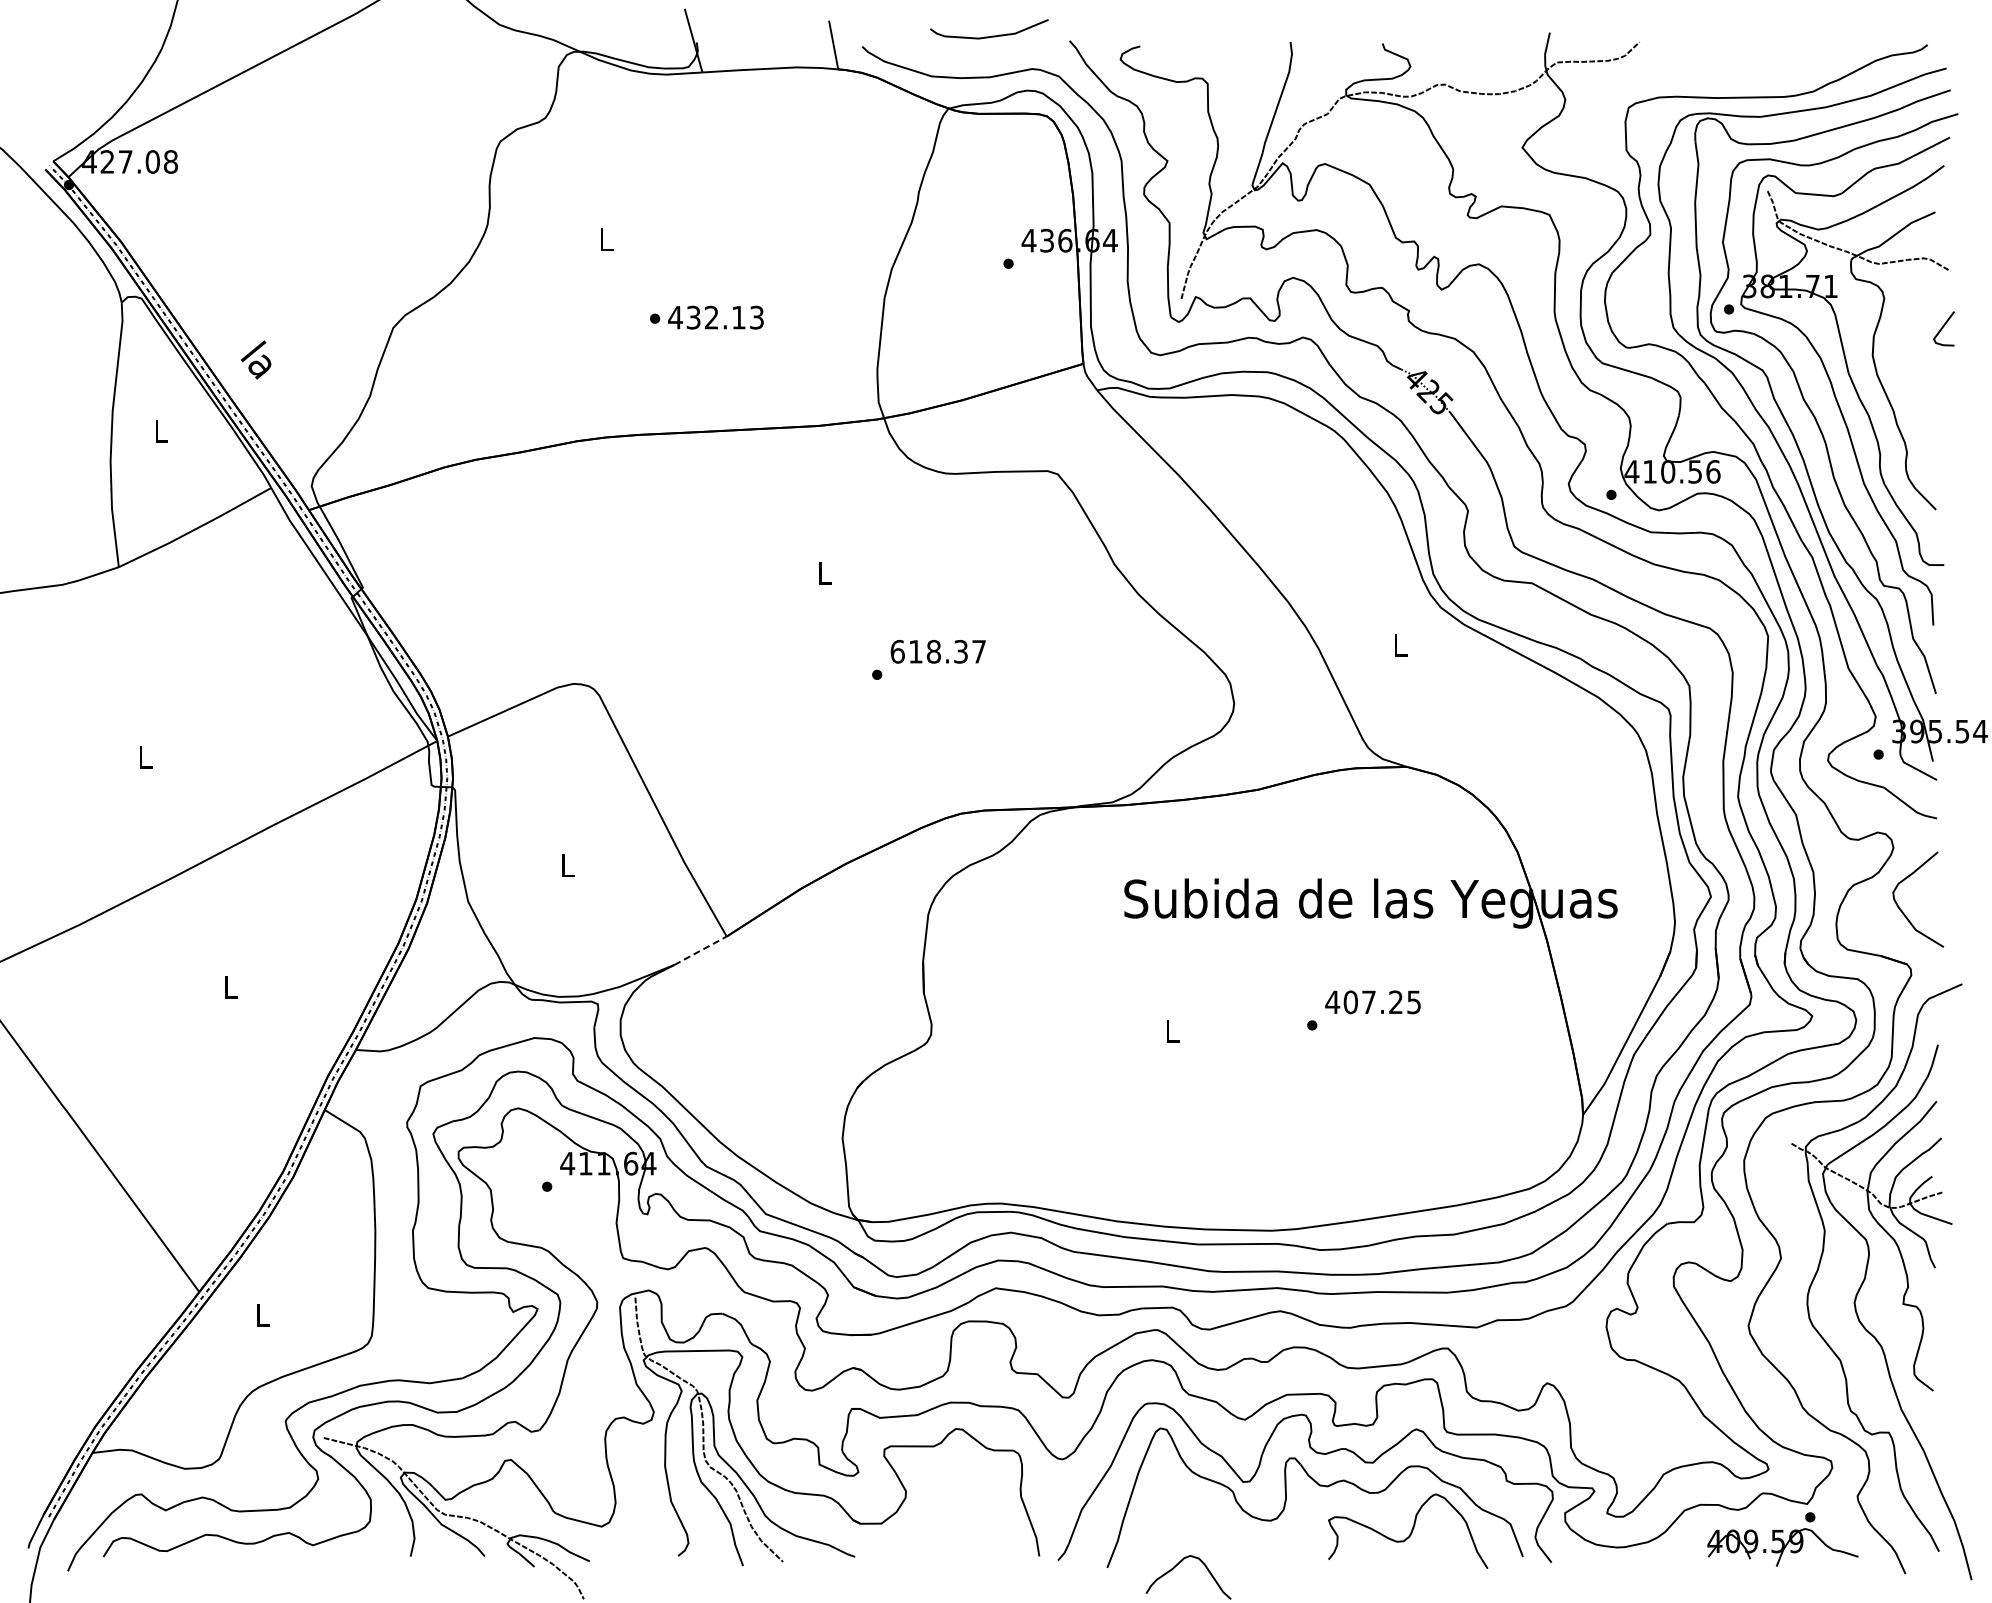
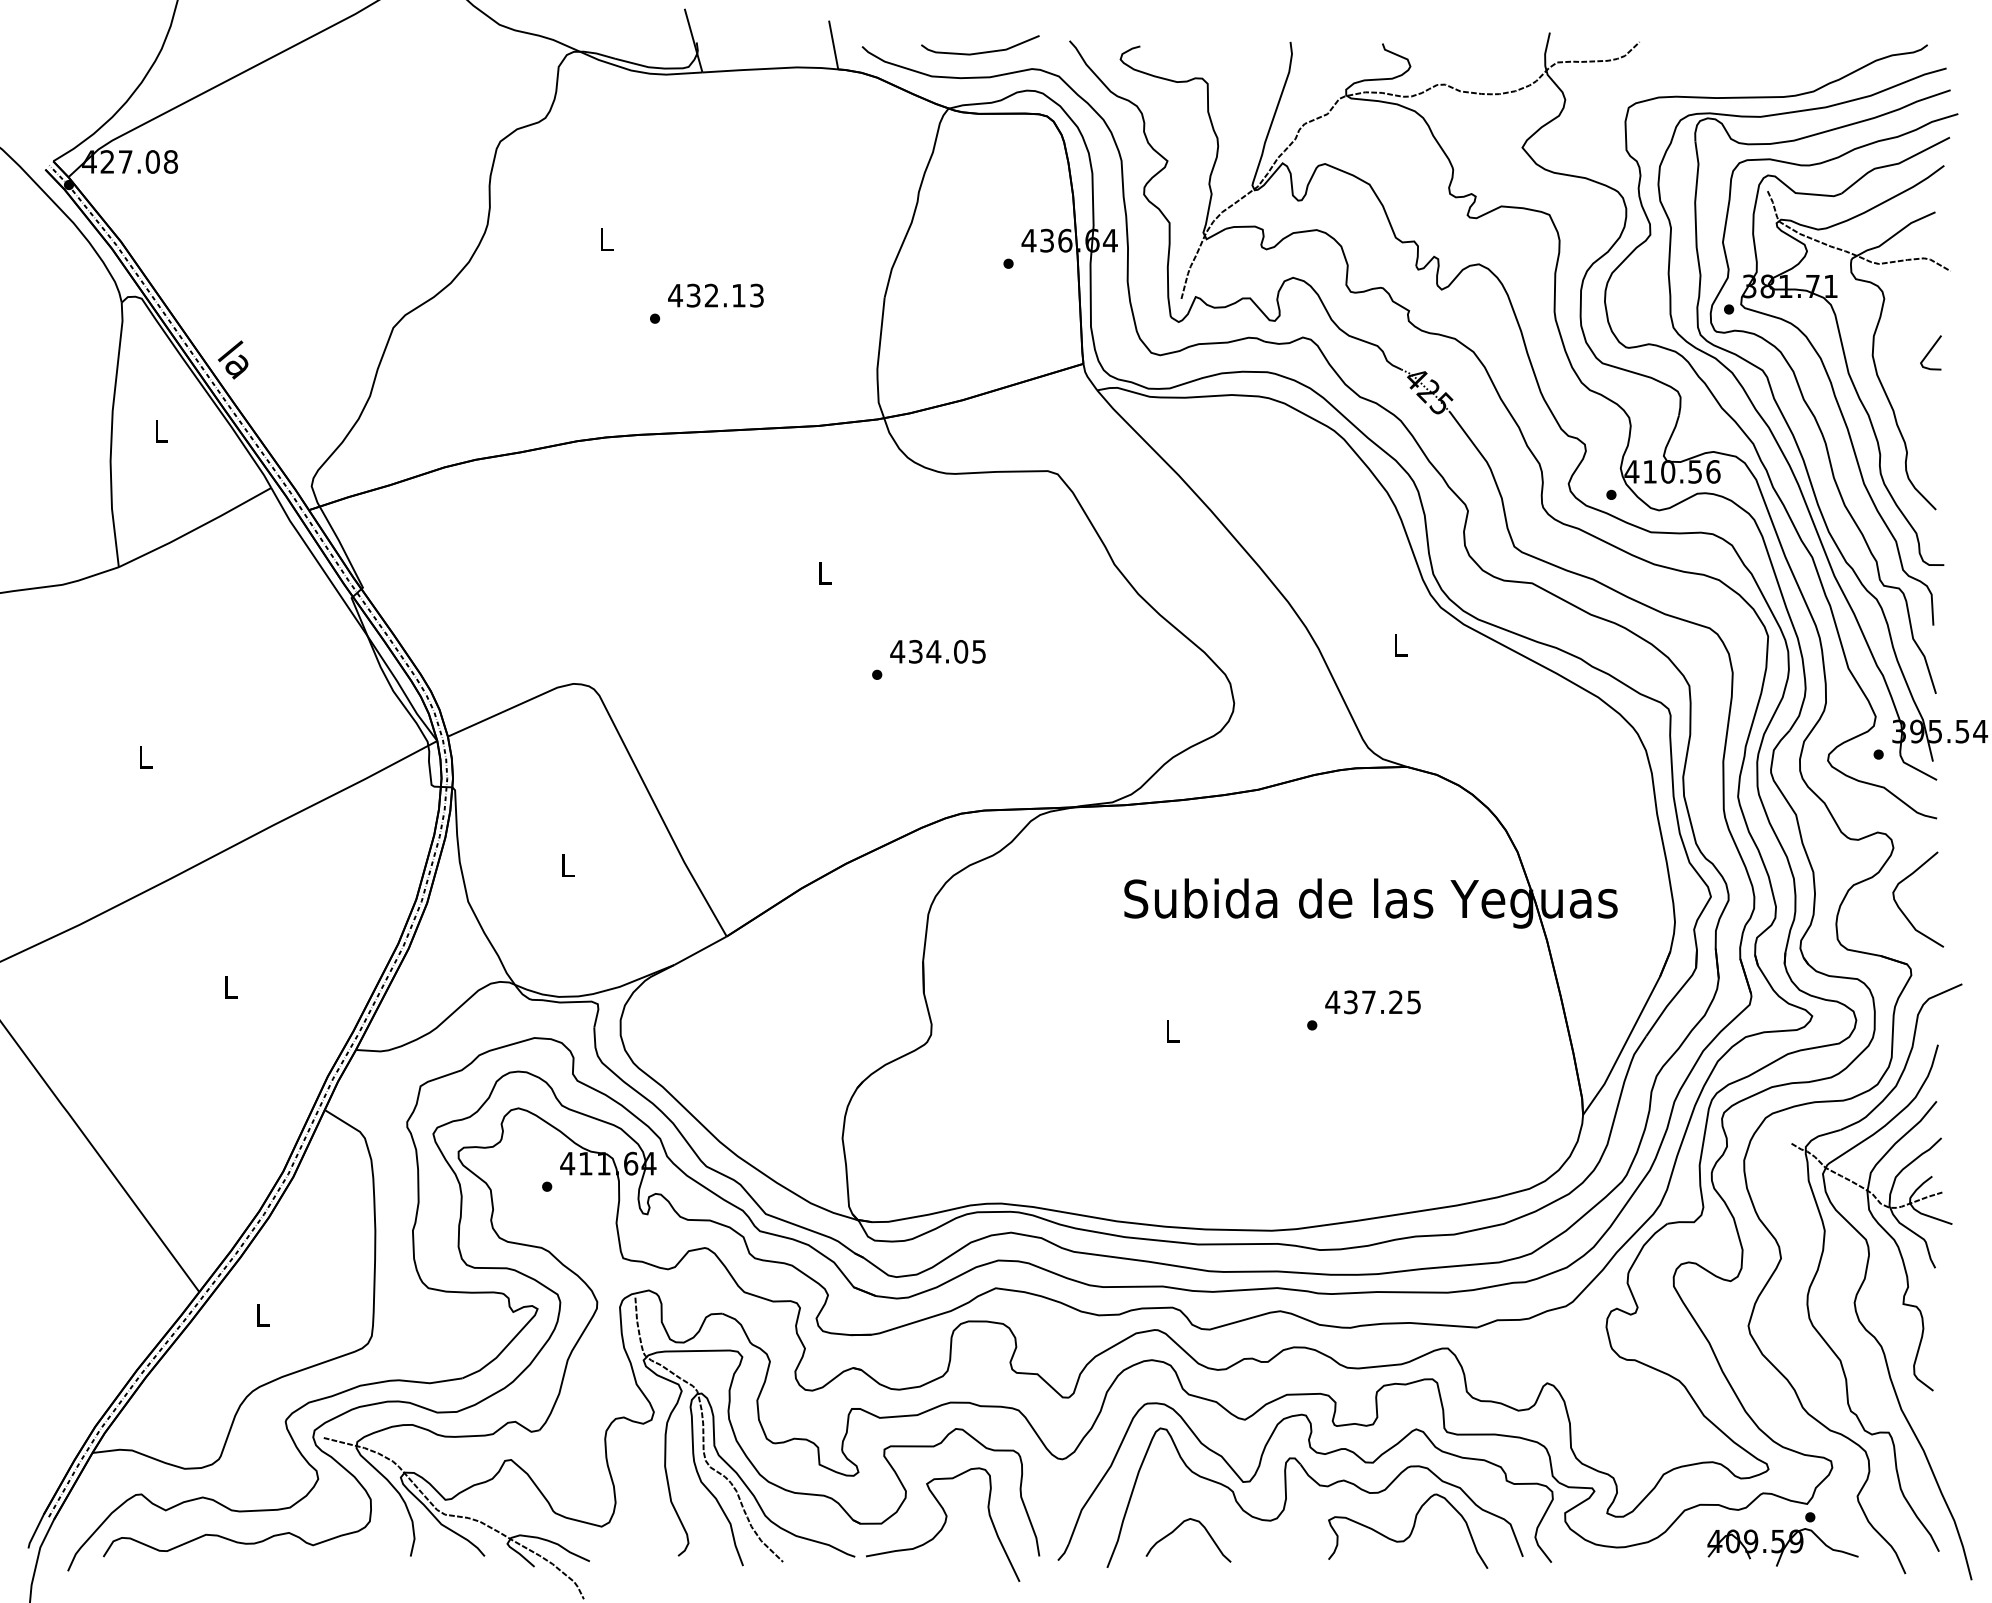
curve position: (992, 35) -> (983, 51) (983, 51)
text position: (715, 317) -> (715, 295) (715, 295)
line position: (1943, 328) -> (1930, 352) (1930, 352)
text position: (256, 359) -> (233, 359) (233, 359)
text: 618.37 -> 434.05 (937, 651)
line: dashed -> solid (700, 950)
text: 407.25 -> 437.25 (1350, 1002)
curve: none -> present (943, 1524)
curve position: (1177, 1565) -> (1177, 1528) (1177, 1528)
